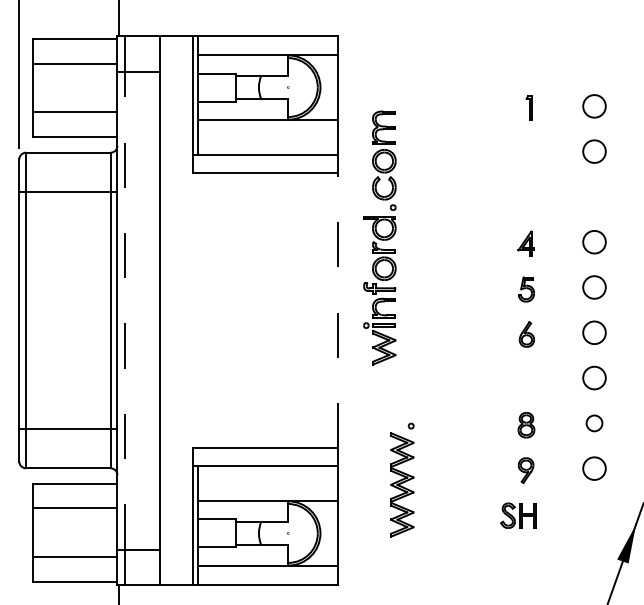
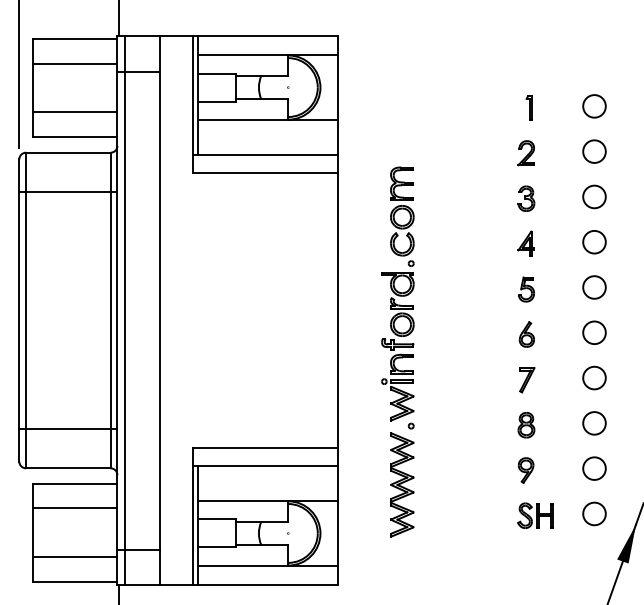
part: none -> present (525, 153)
circle: none -> present (594, 196)
part: none -> present (526, 198)
part position: (379, 237) -> (397, 293) (397, 293)
line: dashed -> solid (124, 310)
line: dashed -> solid (338, 310)
part: none -> present (527, 380)
circle size: 19x19 px -> 25x25 px (594, 423)
circle: none -> present (594, 513)
part position: (518, 515) -> (535, 515) (535, 515)
